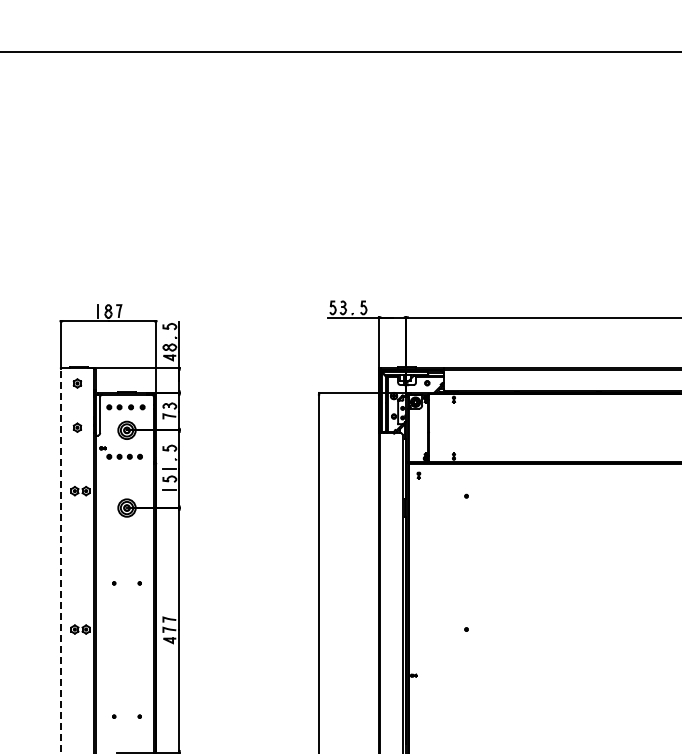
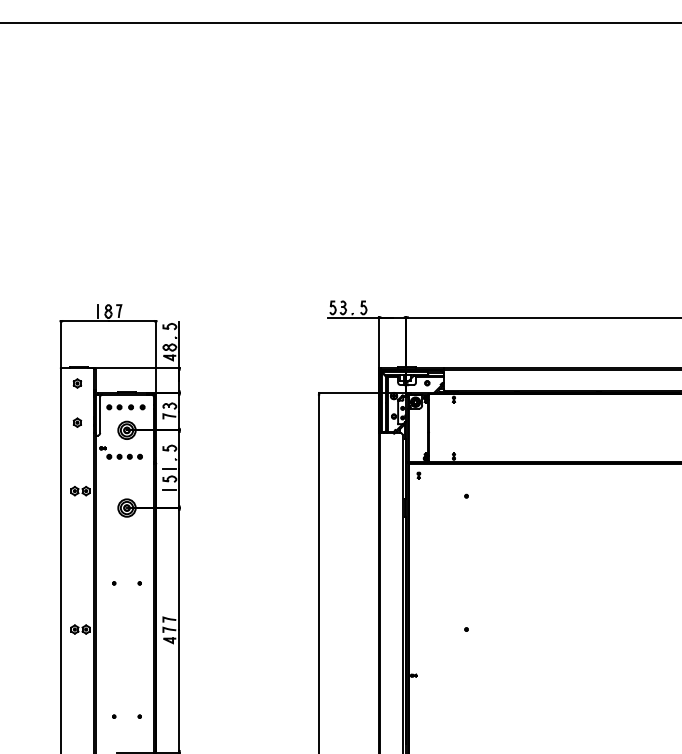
line position: (340, 51) -> (340, 22) (340, 22)
part position: (77, 427) -> (77, 422) (77, 422)
line: dashed -> solid (60, 561)
